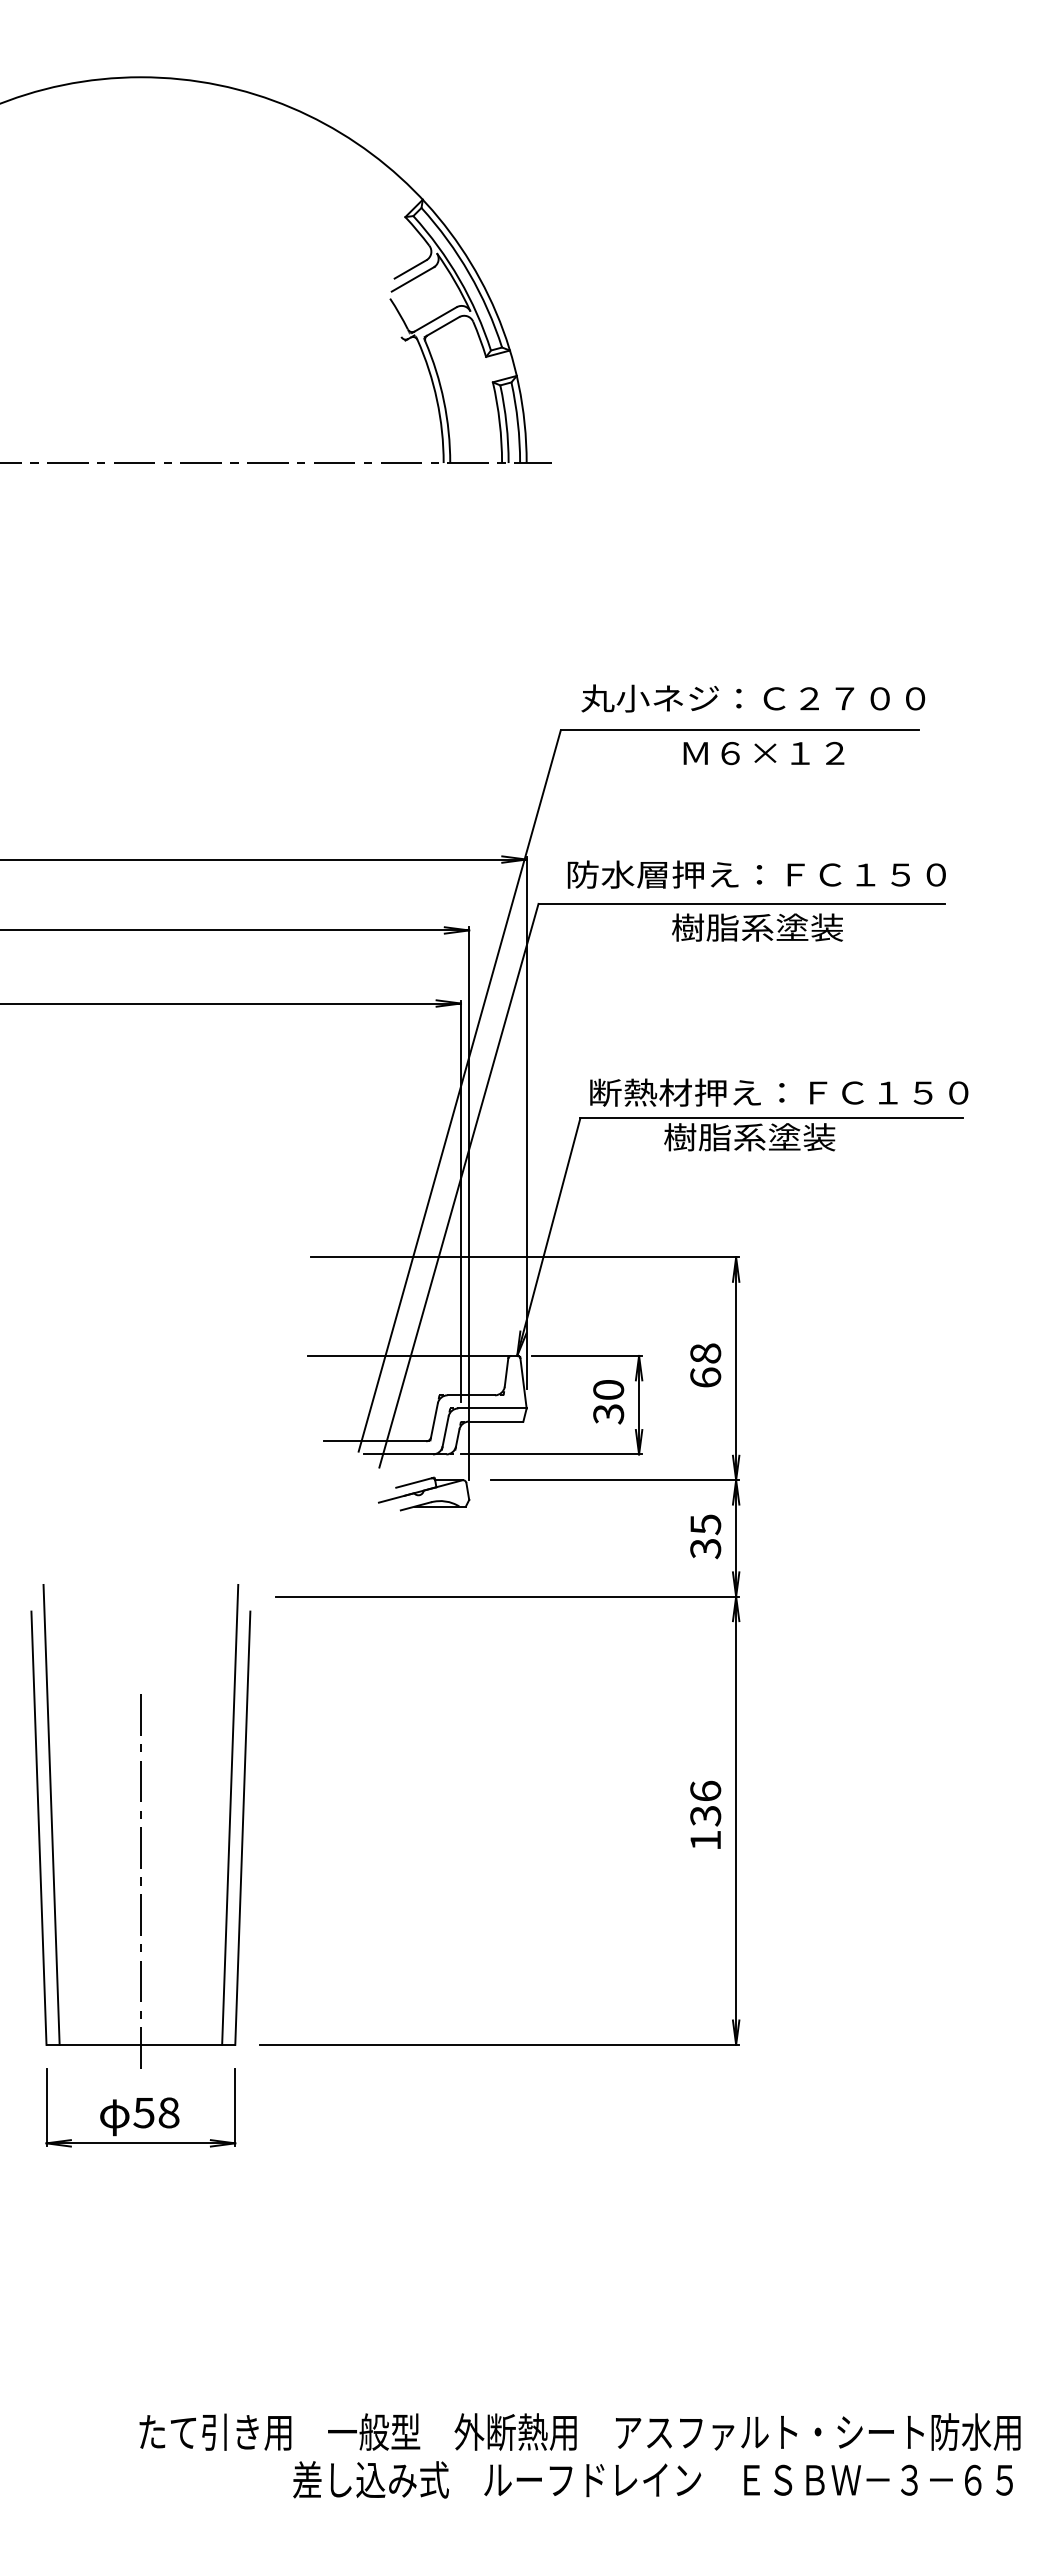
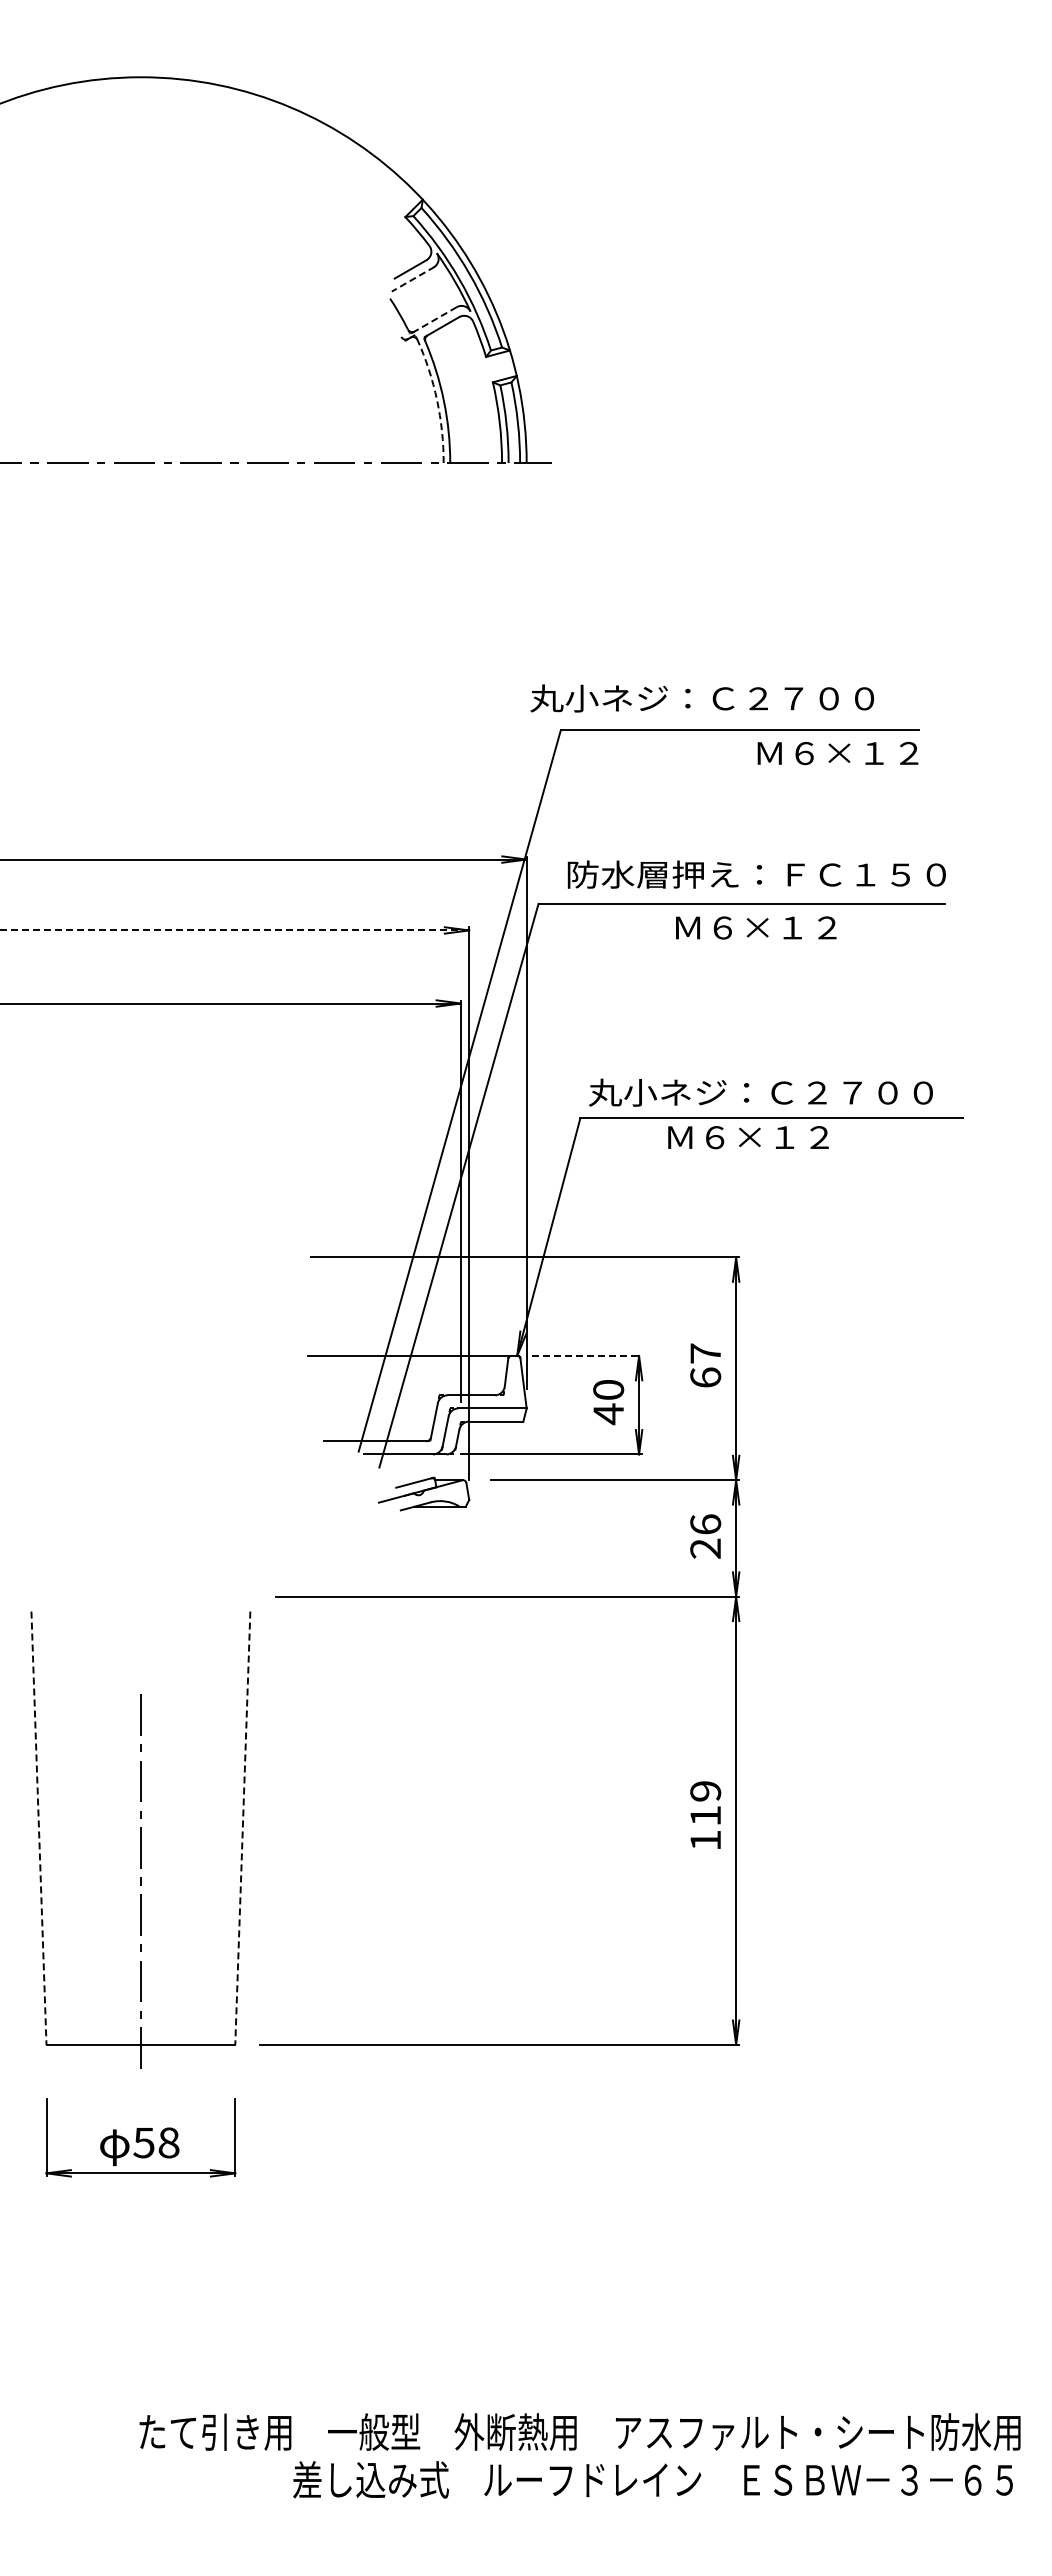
line: solid -> dashed (413, 279)
line: solid -> dashed (435, 319)
arc: solid -> dashed (437, 400)
text position: (753, 698) -> (702, 698) (702, 698)
text position: (763, 753) -> (837, 753) (837, 753)
text: 樹脂系塗装 -> Ｍ６×１２ (757, 927)
line: solid -> dashed (235, 930)
text: 断熱材押え：ＦＣ１５０ -> 丸小ネジ：Ｃ２７００ (778, 1092)
text: 樹脂系塗装 -> Ｍ６×１２ (749, 1137)
text: 68 -> 67 (705, 1353)
line: solid -> dashed (587, 1355)
text: 30 -> 40 (608, 1414)
text: 35 -> 26 (705, 1536)
text: 136 -> 119 (705, 1803)
line: present -> none (51, 1814)
line: present -> none (230, 1814)
line: solid -> dashed (38, 1828)
line: solid -> dashed (242, 1828)
part position: (140, 2107) -> (140, 2137) (140, 2137)
